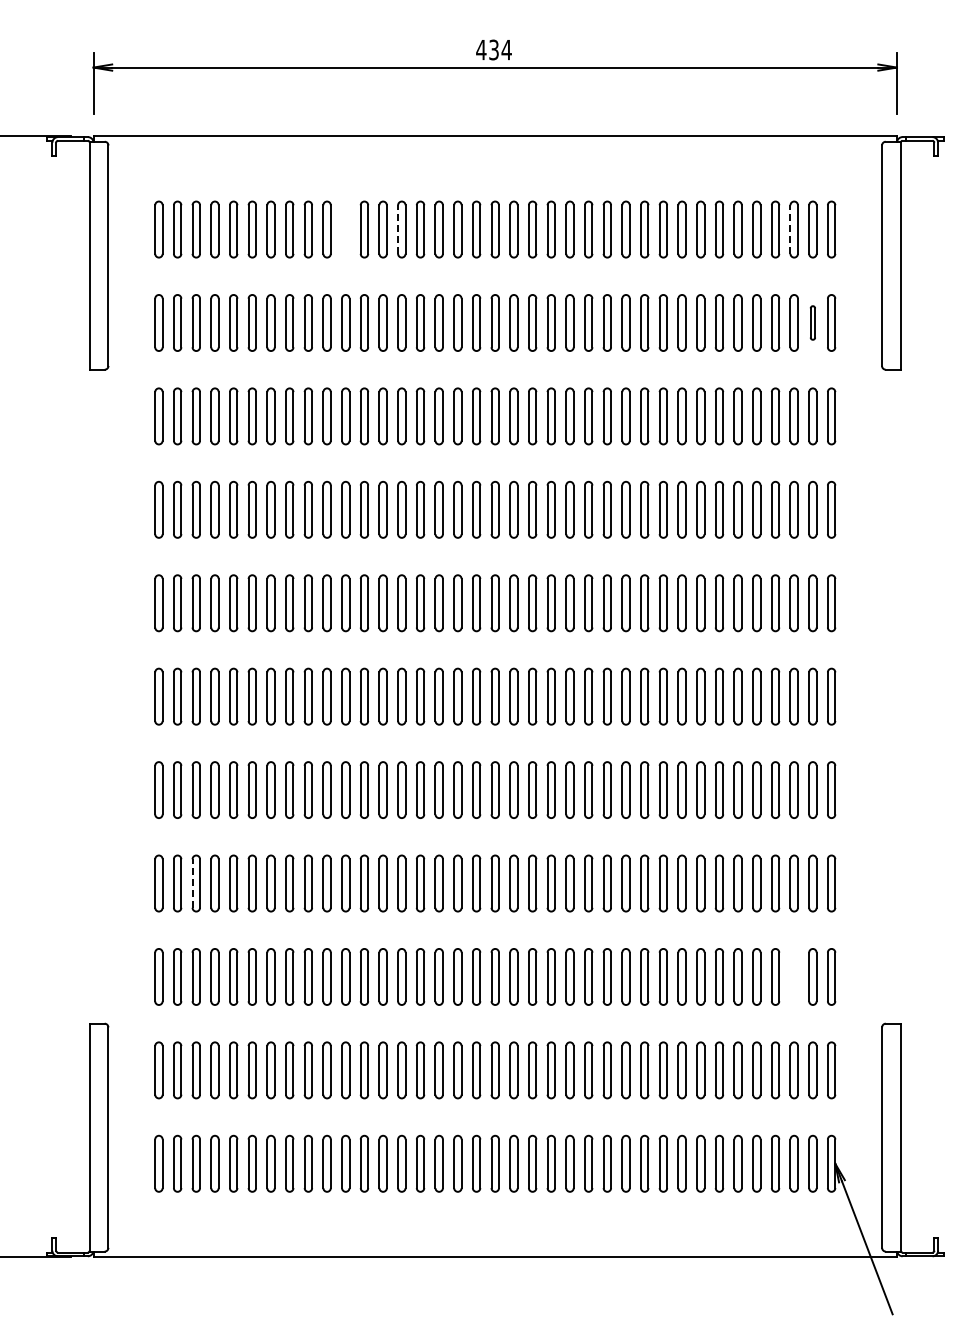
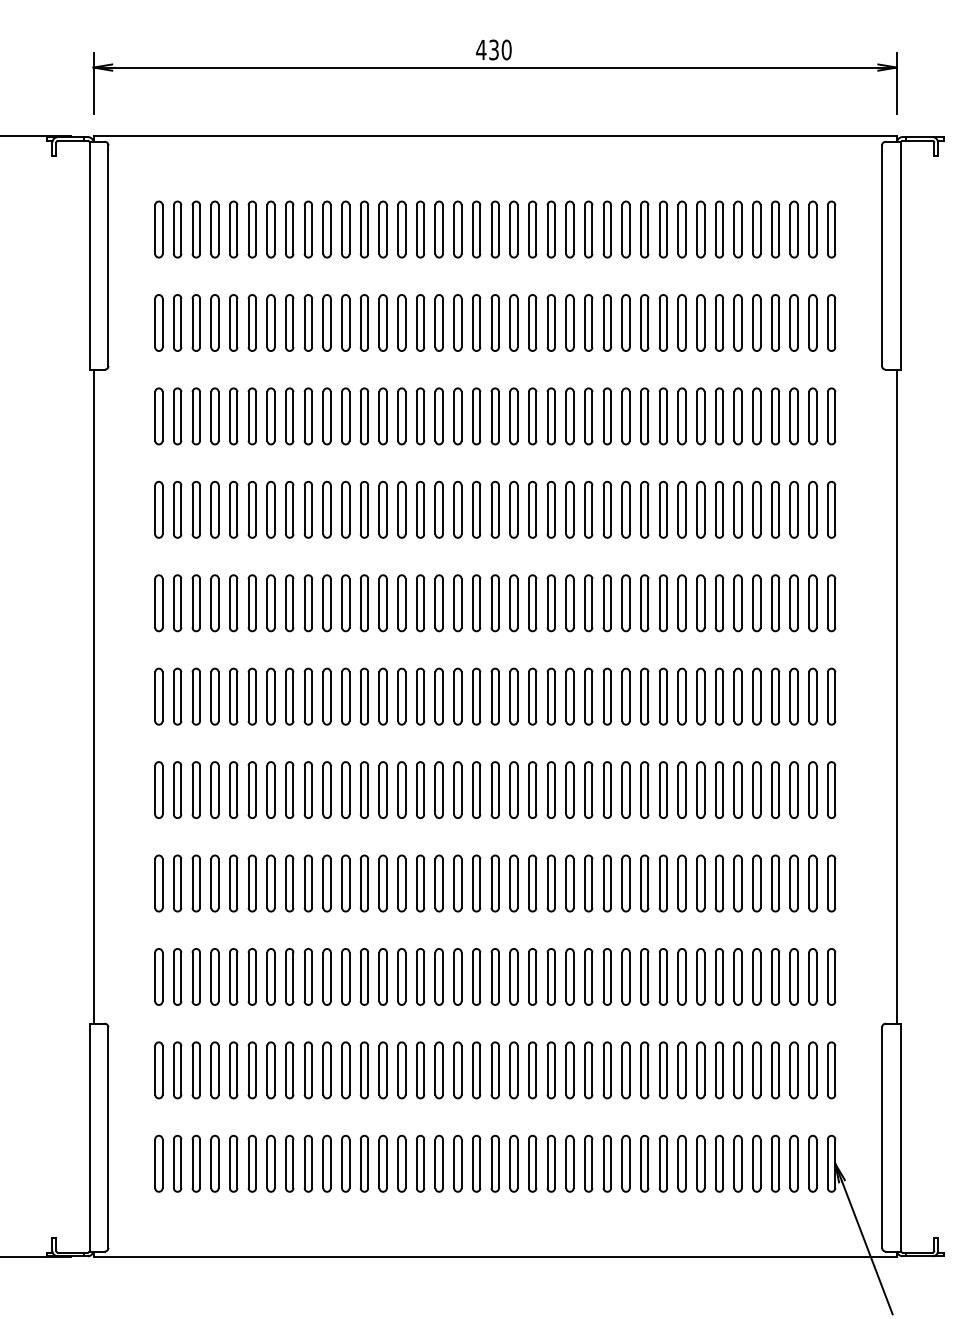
text: 434 -> 430 (506, 49)
part: none -> present (345, 229)
line: dashed -> solid (398, 229)
line: dashed -> solid (790, 229)
part size: 7x36 px -> 10x58 px (812, 322)
line: none -> present (93, 696)
line: none -> present (896, 696)
line: dashed -> solid (192, 883)
part: none -> present (793, 976)
